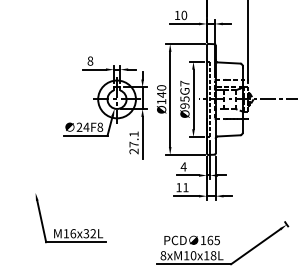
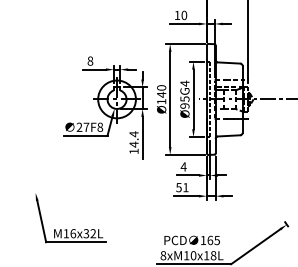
text: Ø95G7 -> Ø95G4 (184, 83)
text: 24F8 -> 27F8 (86, 126)
text: 27.1 -> 14.4 (133, 142)
text: 11 -> 51 (178, 187)
